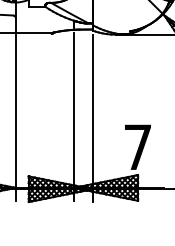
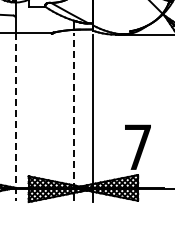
line: solid -> dashed (15, 117)
line: solid -> dashed (73, 117)
